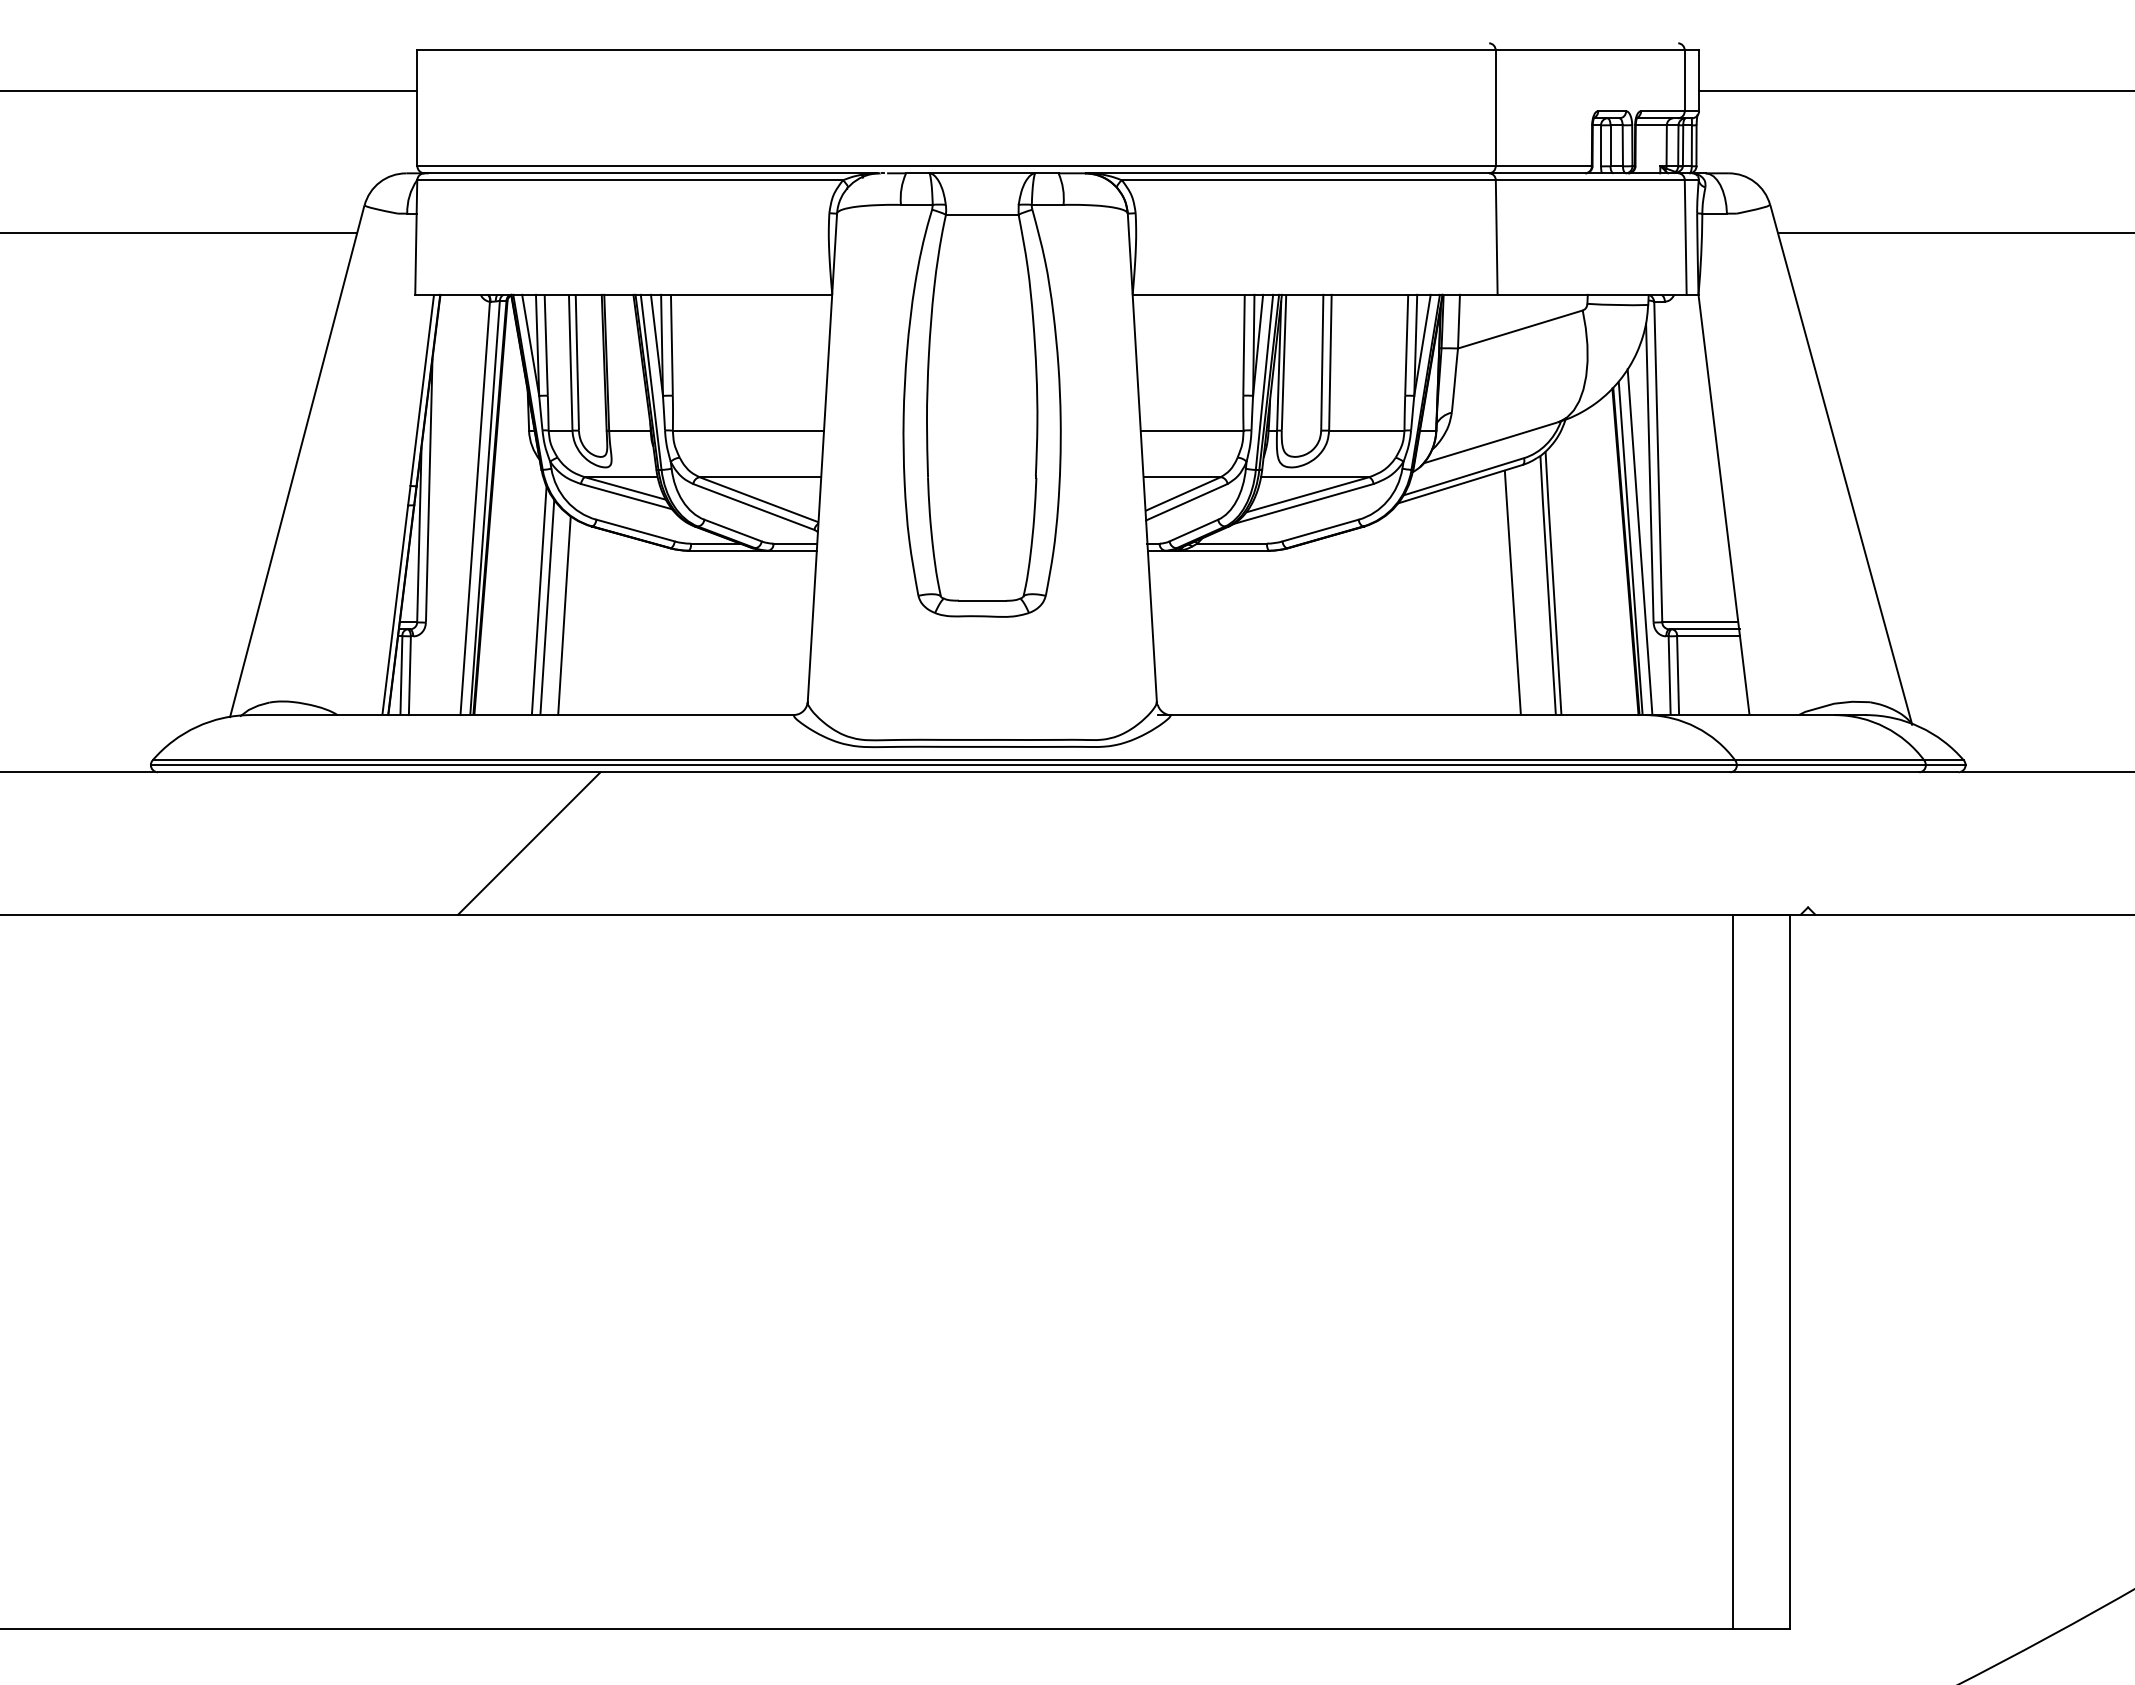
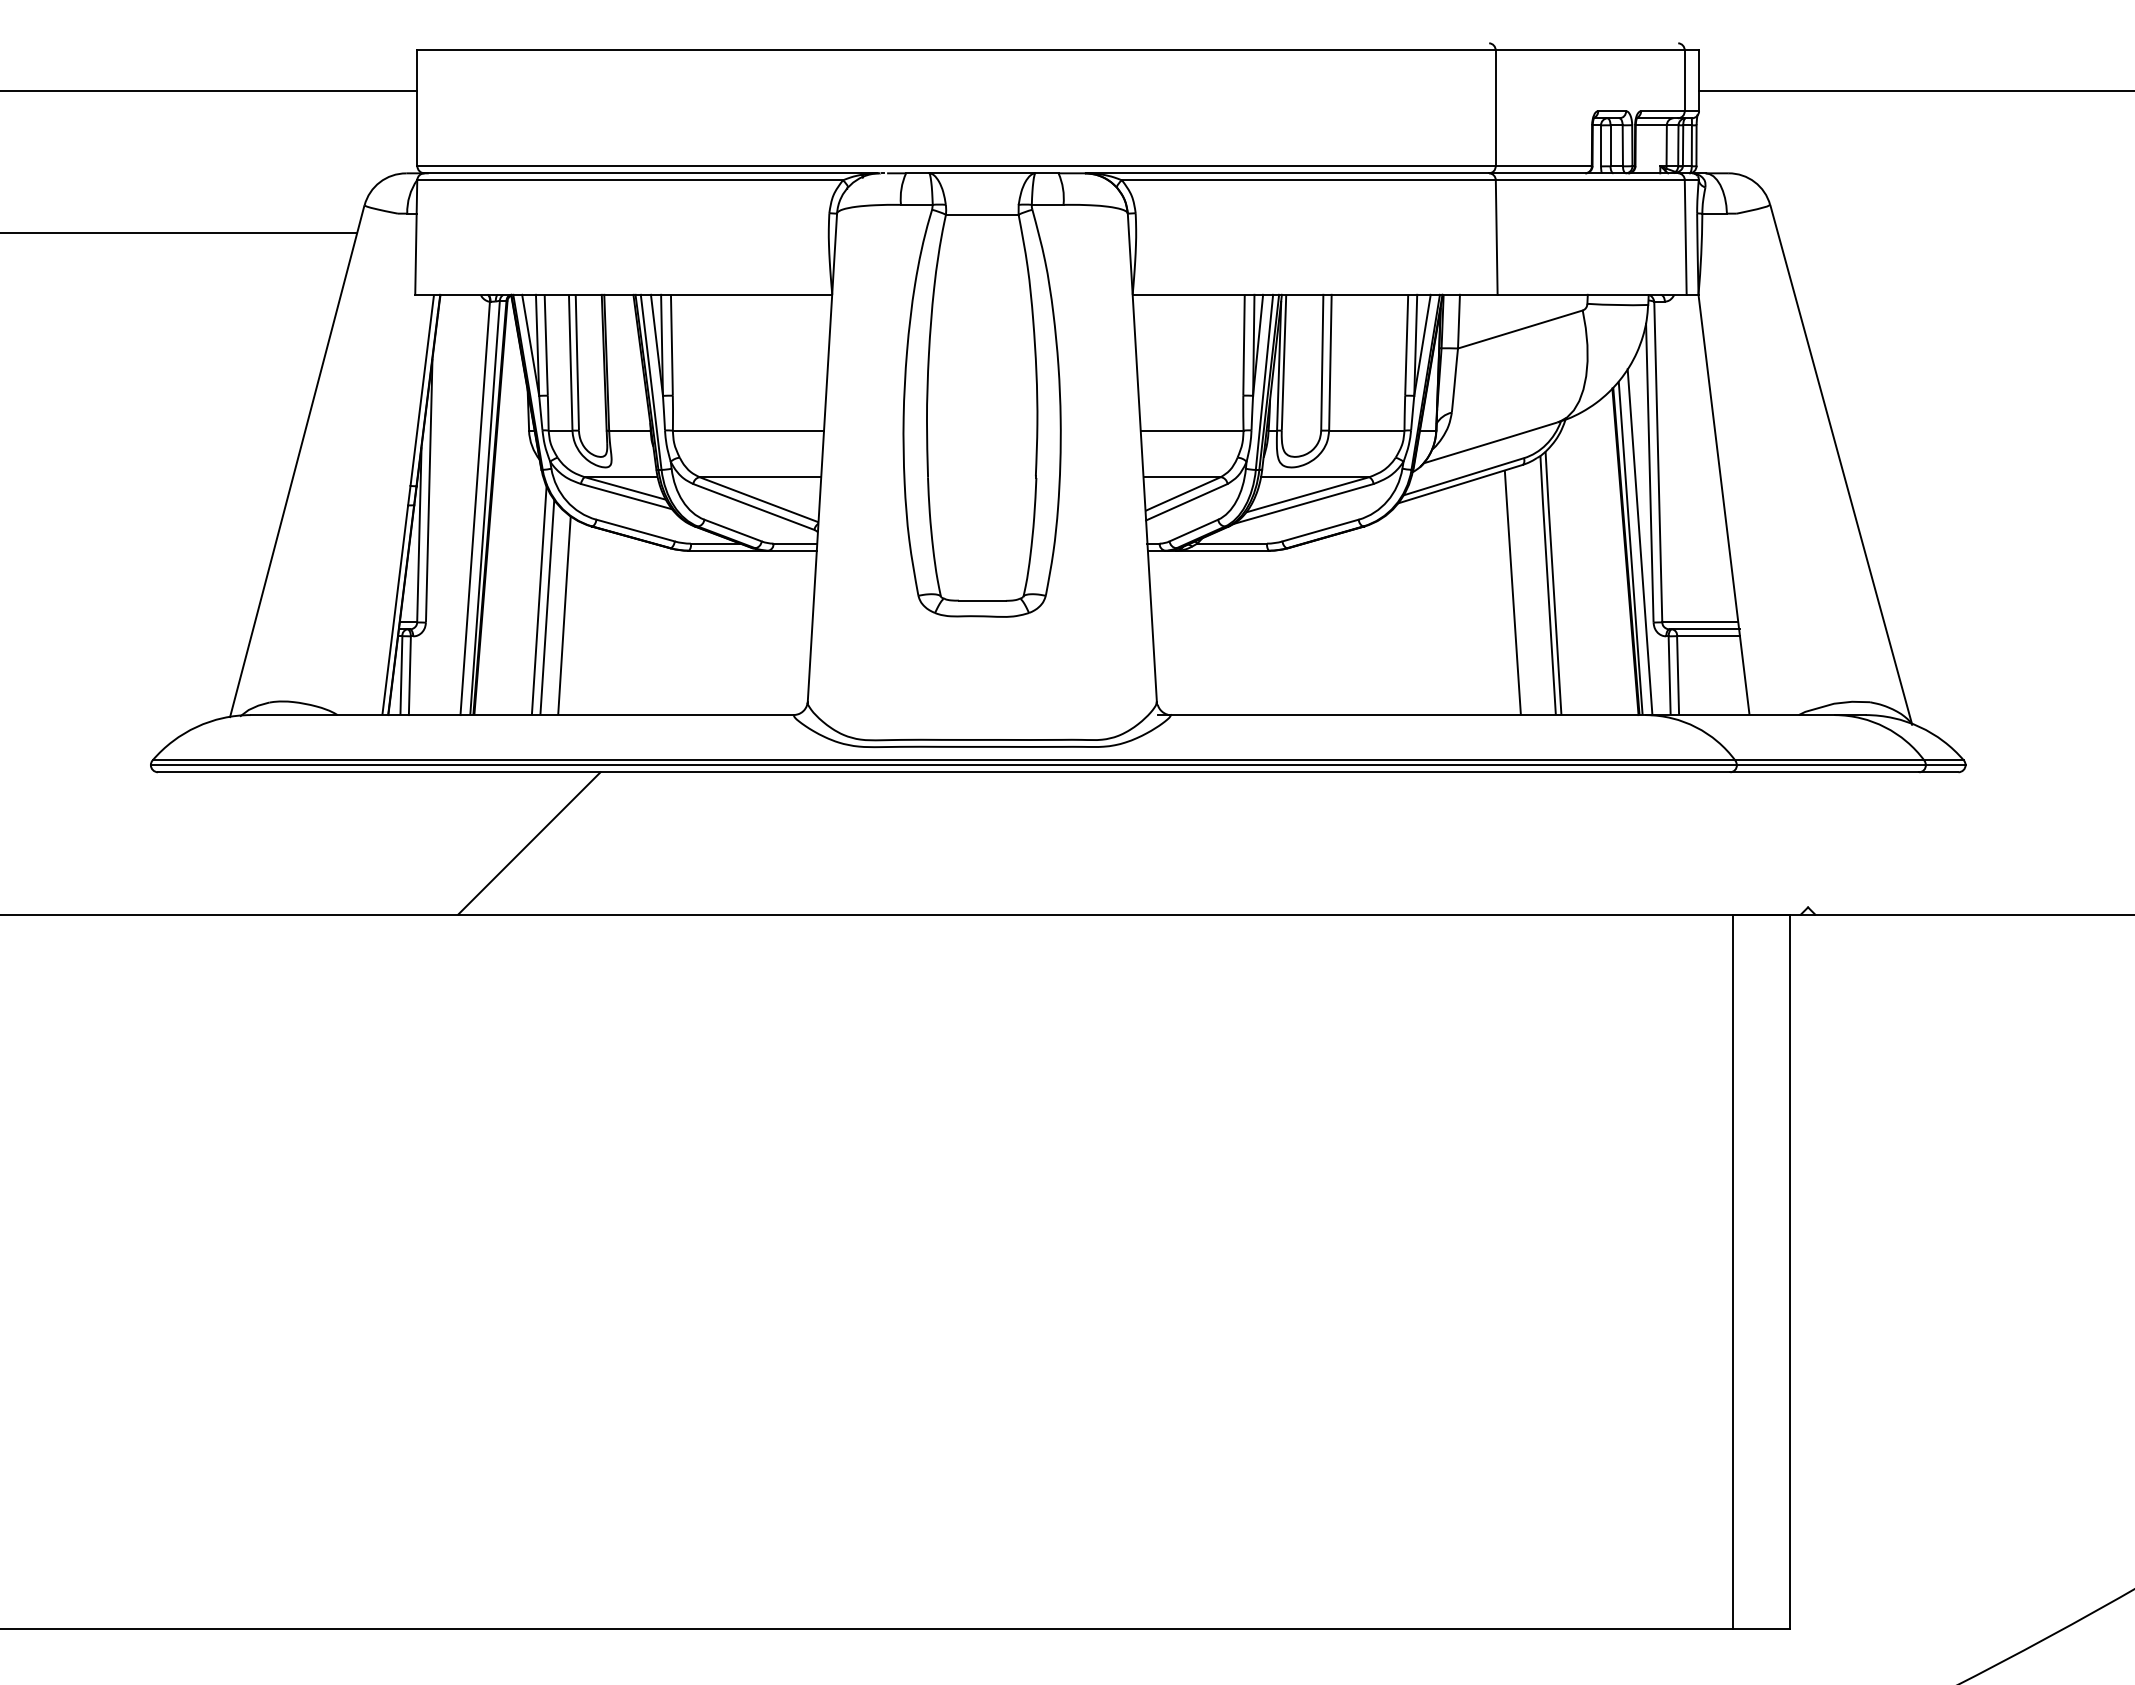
line: present -> none (1954, 232)
line: present -> none (78, 771)
line: present -> none (2046, 771)
